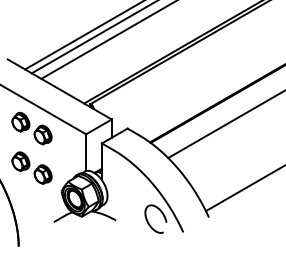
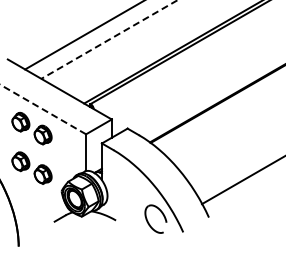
line: present -> none (92, 37)
line: solid -> dashed (108, 39)
line: solid -> dashed (43, 109)
line: present -> none (225, 125)
line position: (243, 189) -> (241, 180) (241, 180)
